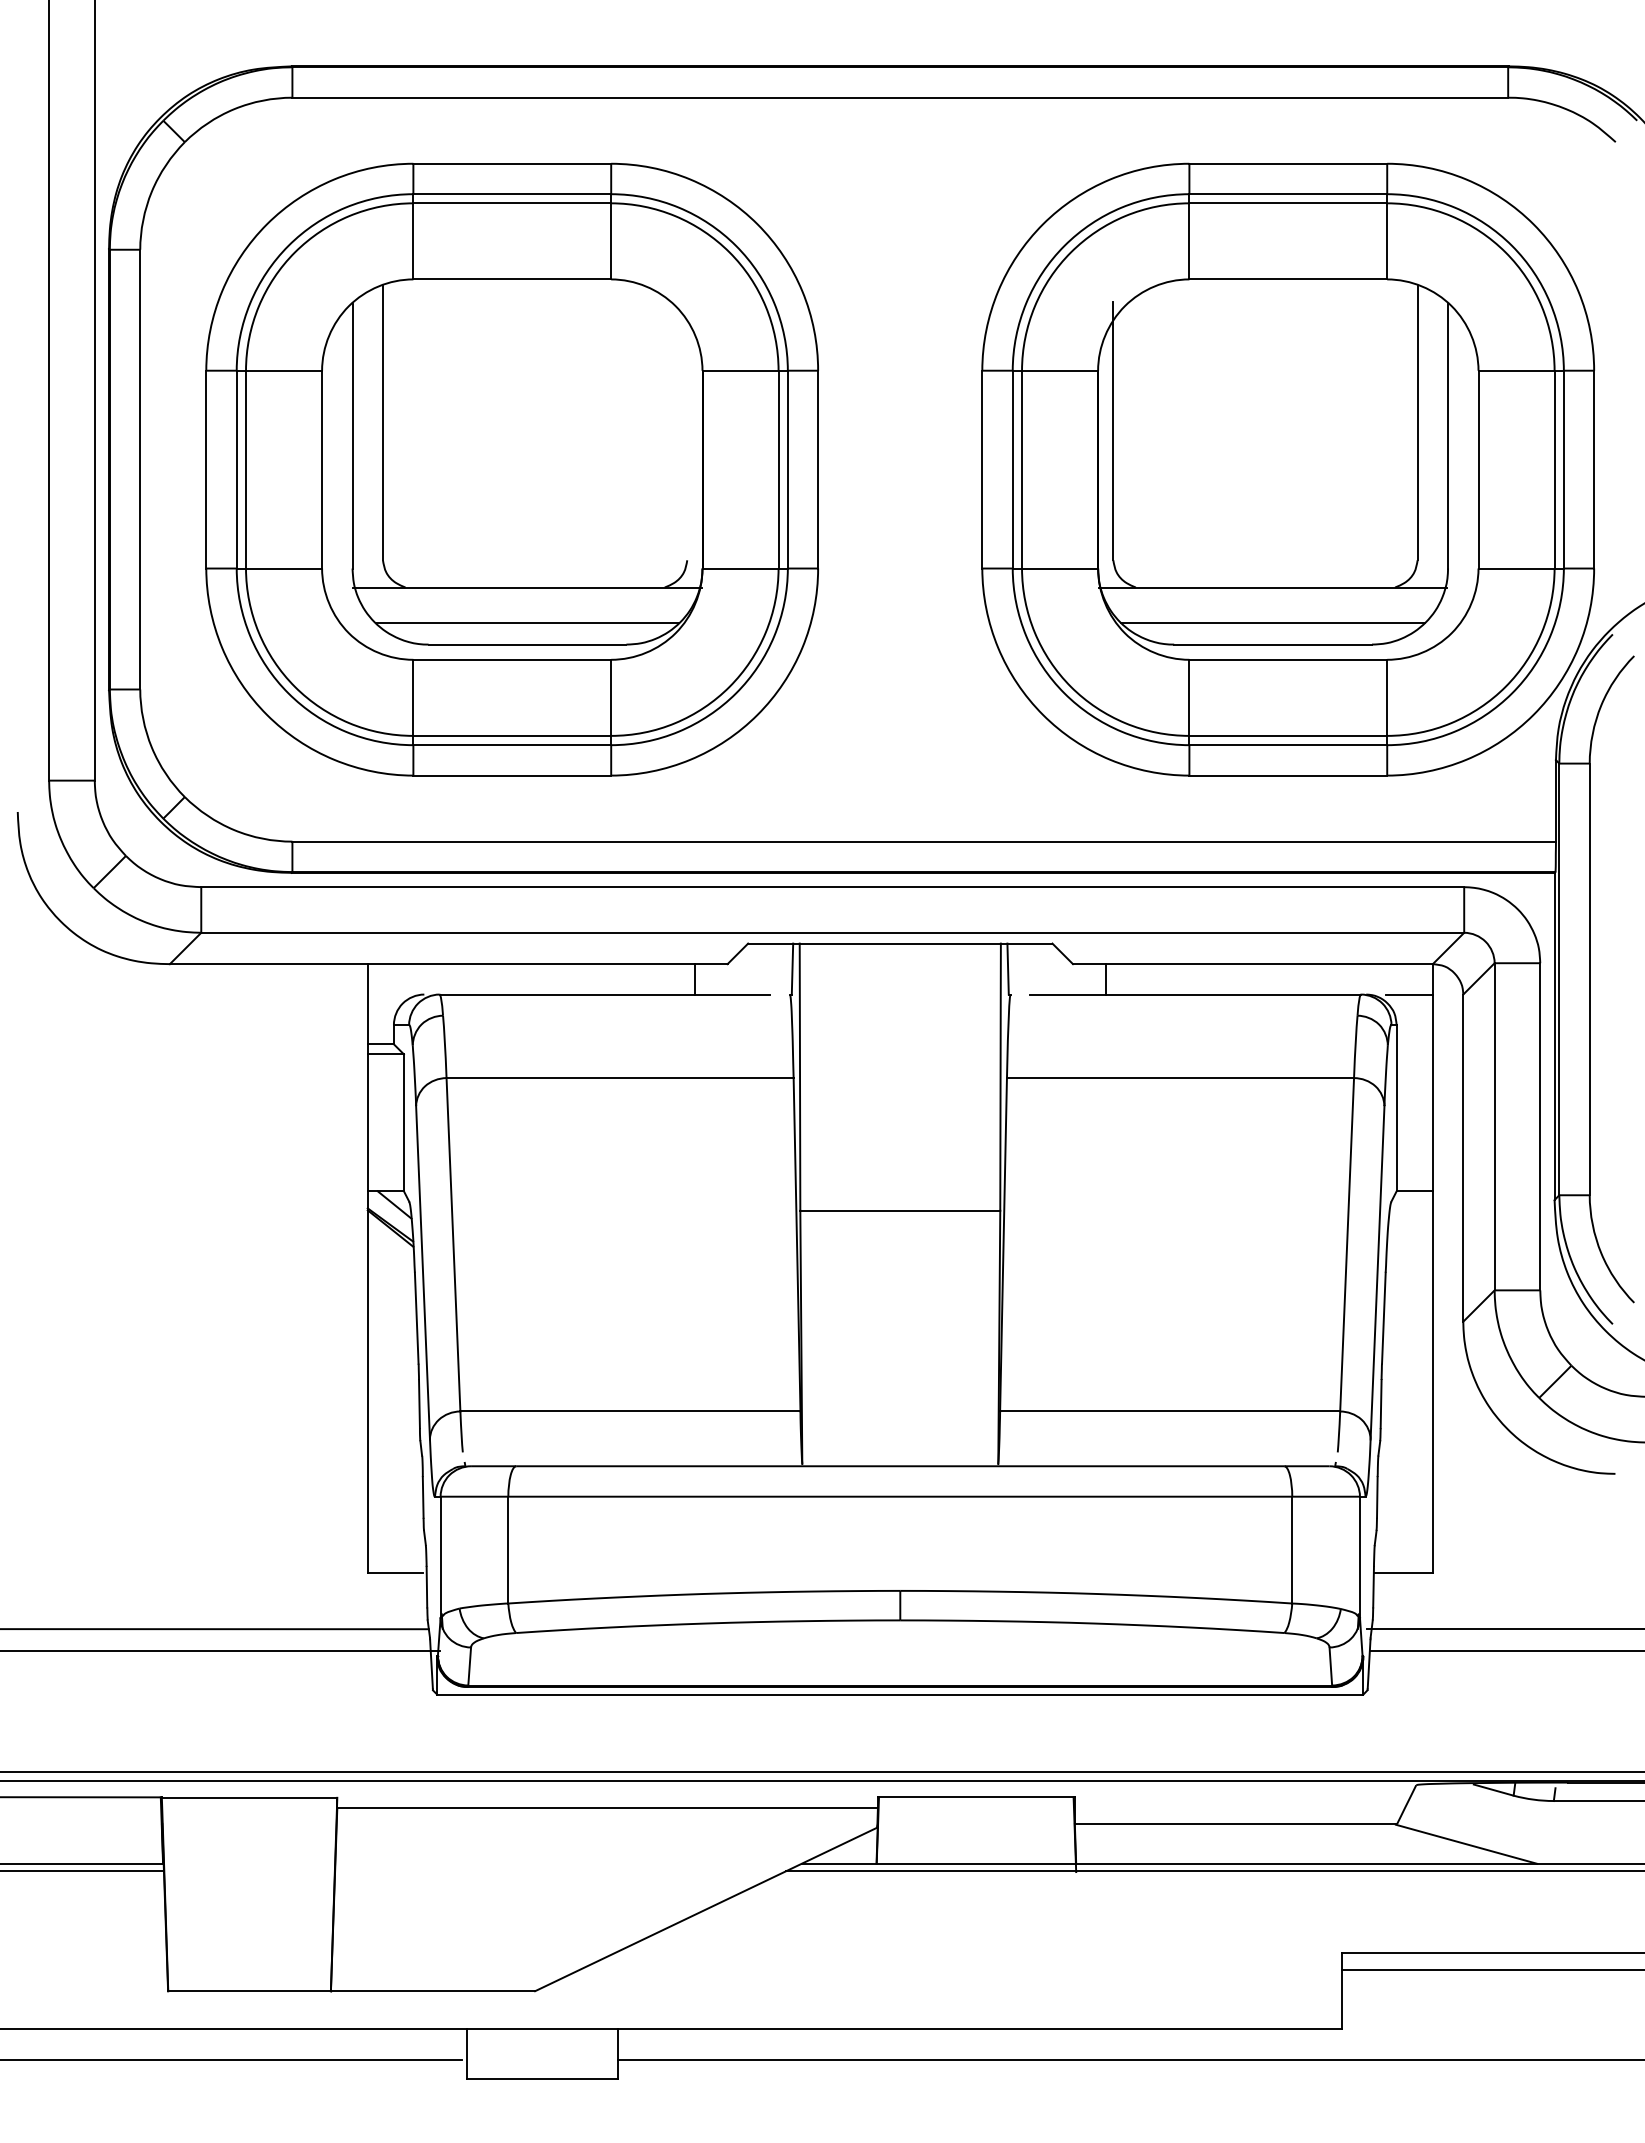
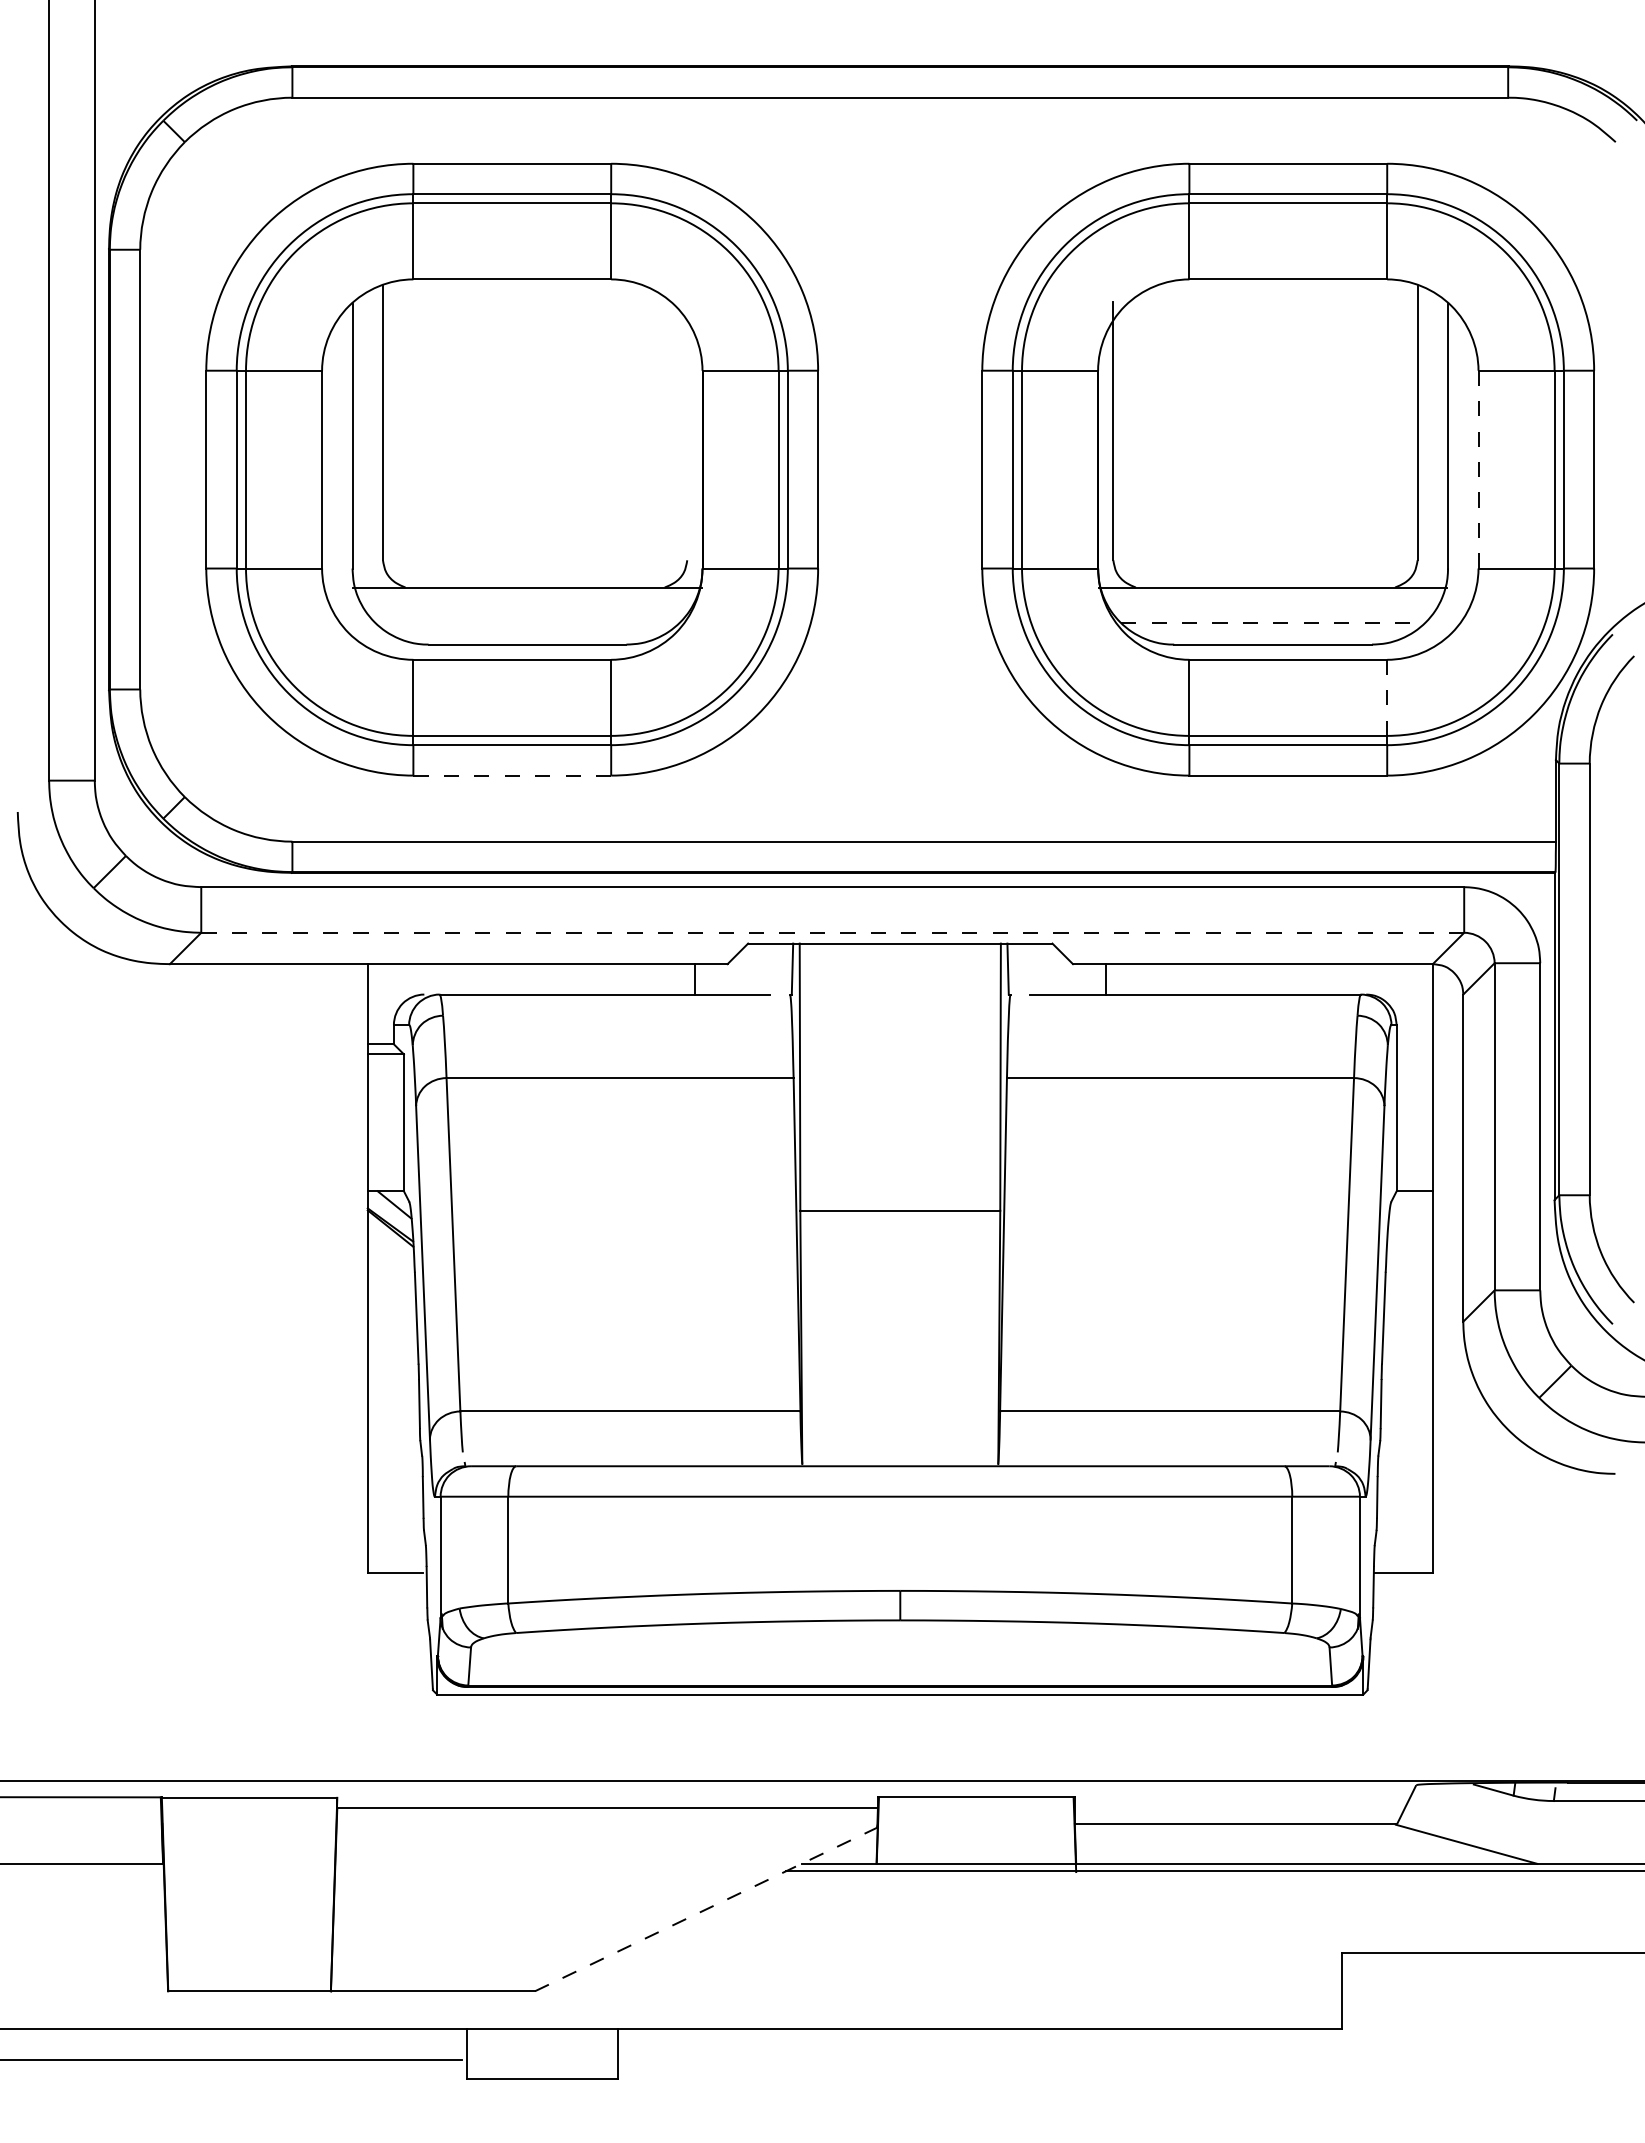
line: solid -> dashed (1478, 469)
line: present -> none (527, 623)
line: solid -> dashed (1273, 623)
line: solid -> dashed (1387, 697)
line: solid -> dashed (512, 775)
line: solid -> dashed (833, 932)
line: present -> none (1408, 994)
line: present -> none (215, 1629)
line: present -> none (1504, 1629)
line: present -> none (220, 1650)
line: present -> none (1505, 1650)
line: present -> none (821, 1772)
line: present -> none (82, 1871)
line: solid -> dashed (706, 1909)
line: present -> none (1491, 1970)
line: present -> none (1129, 2059)
